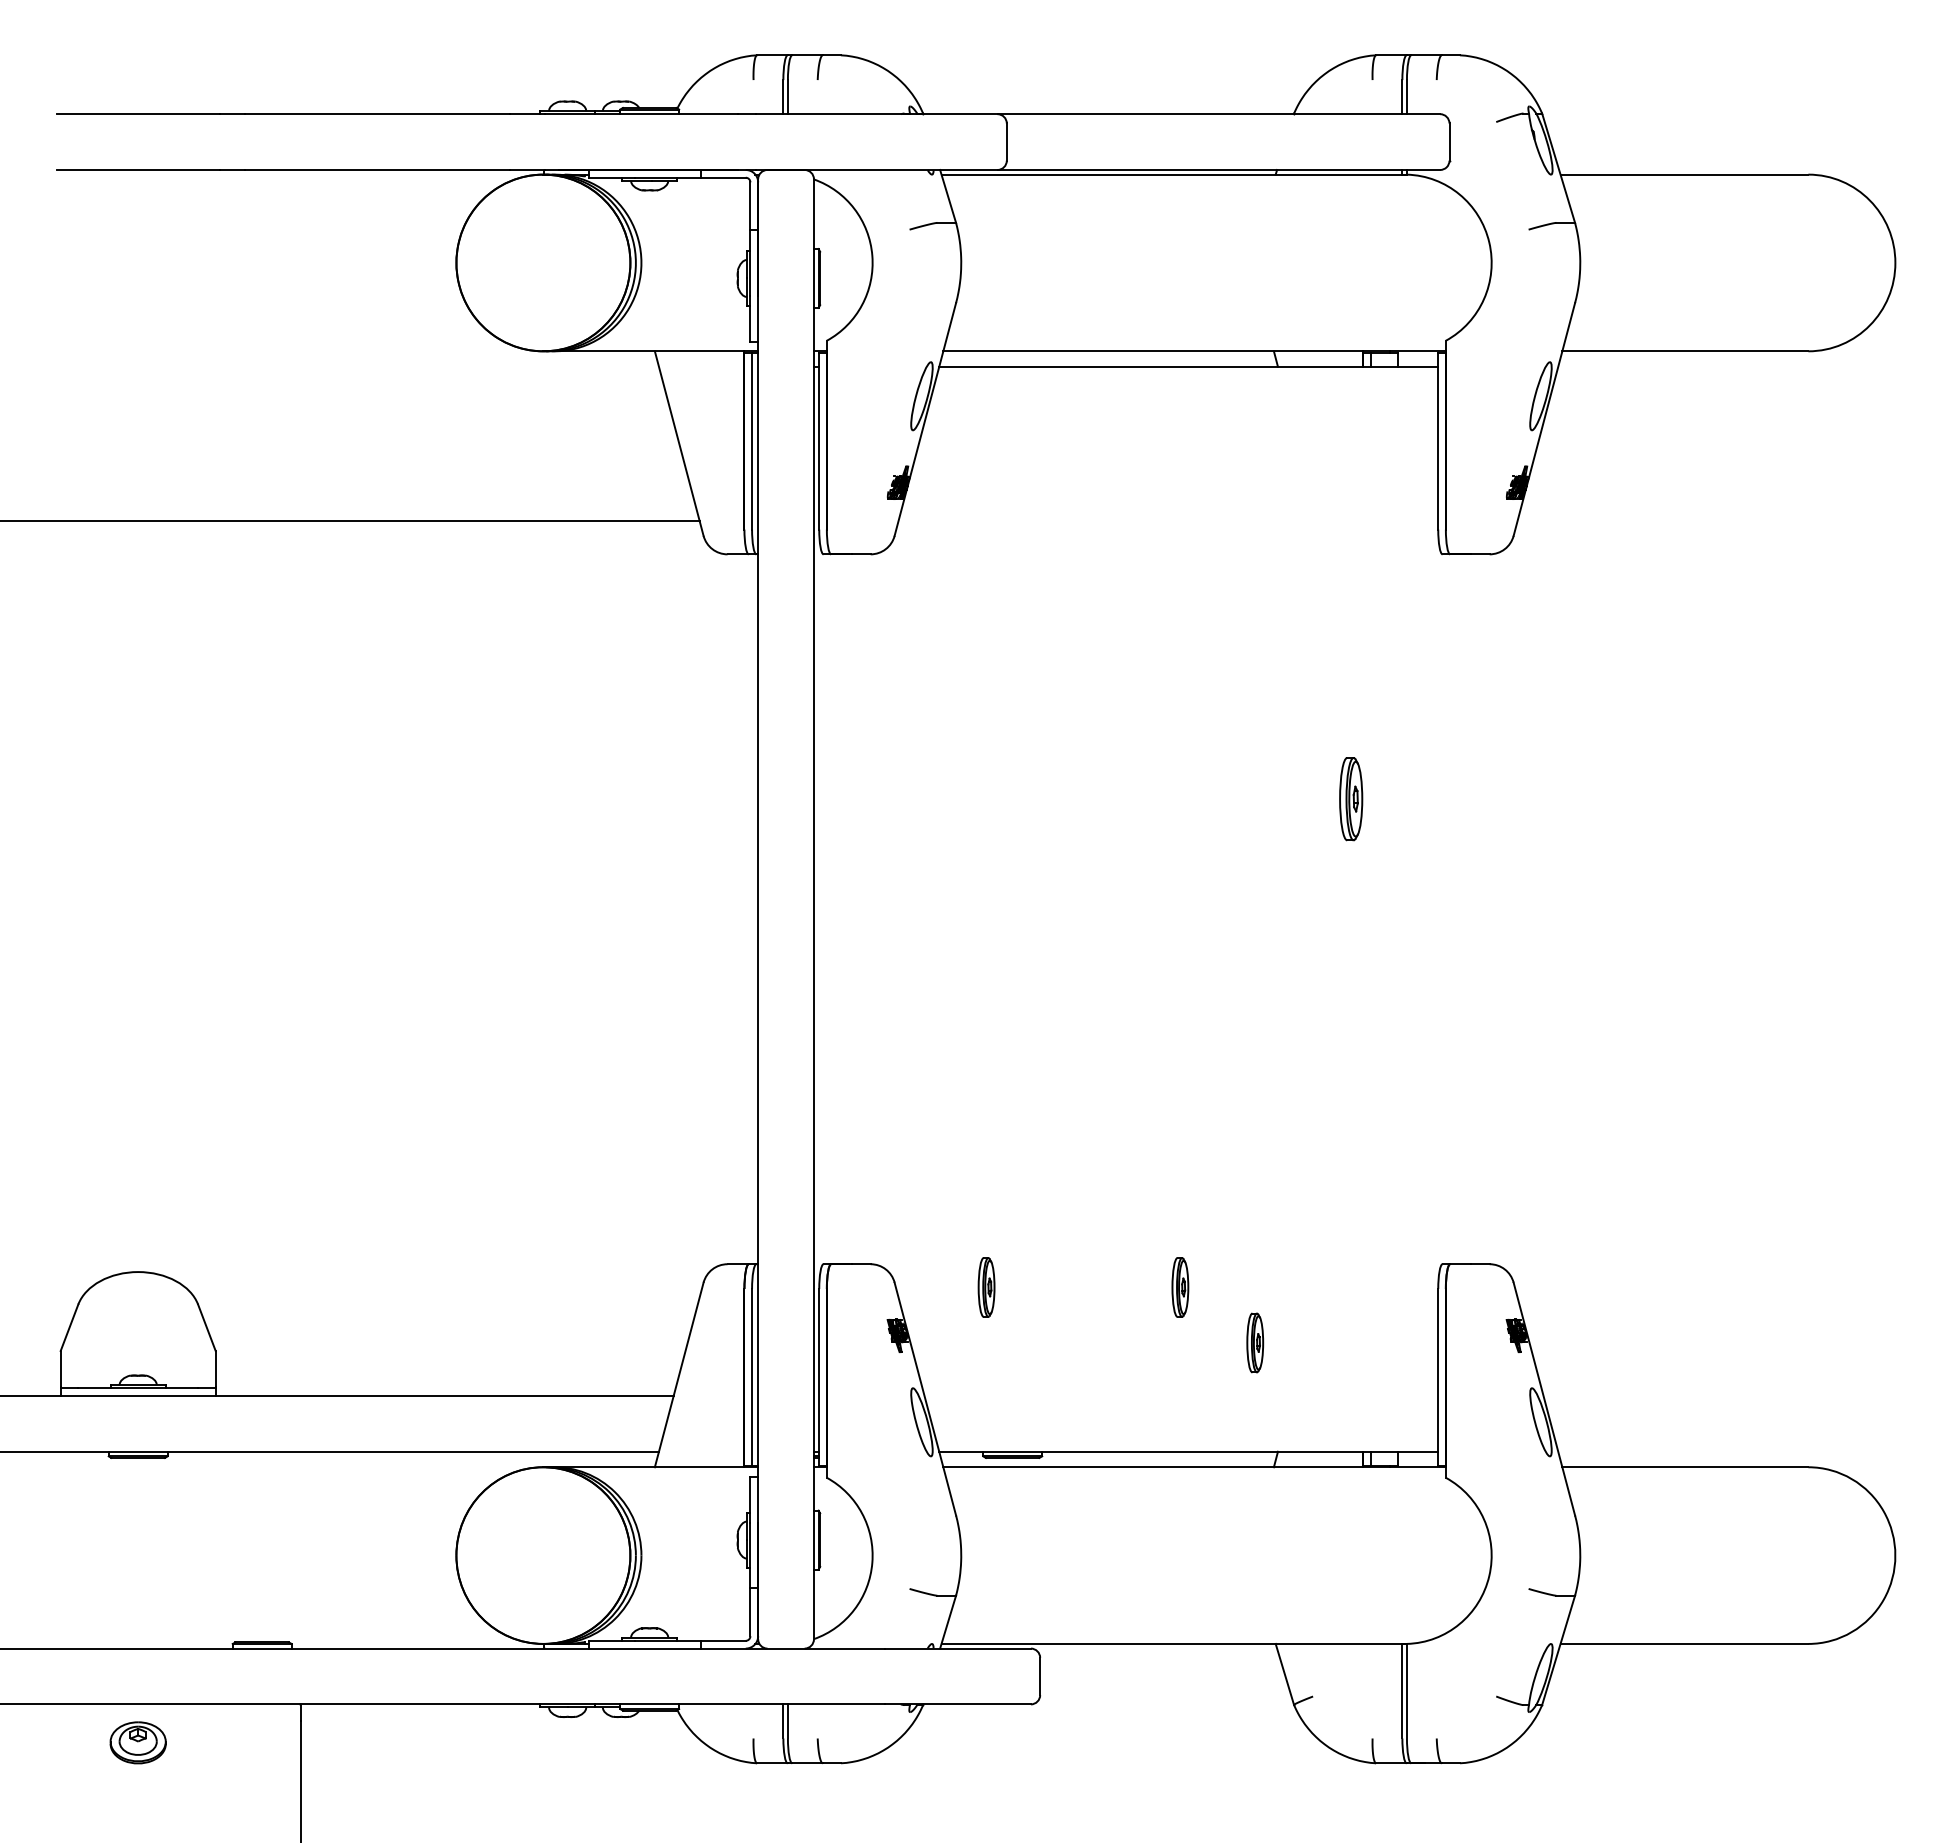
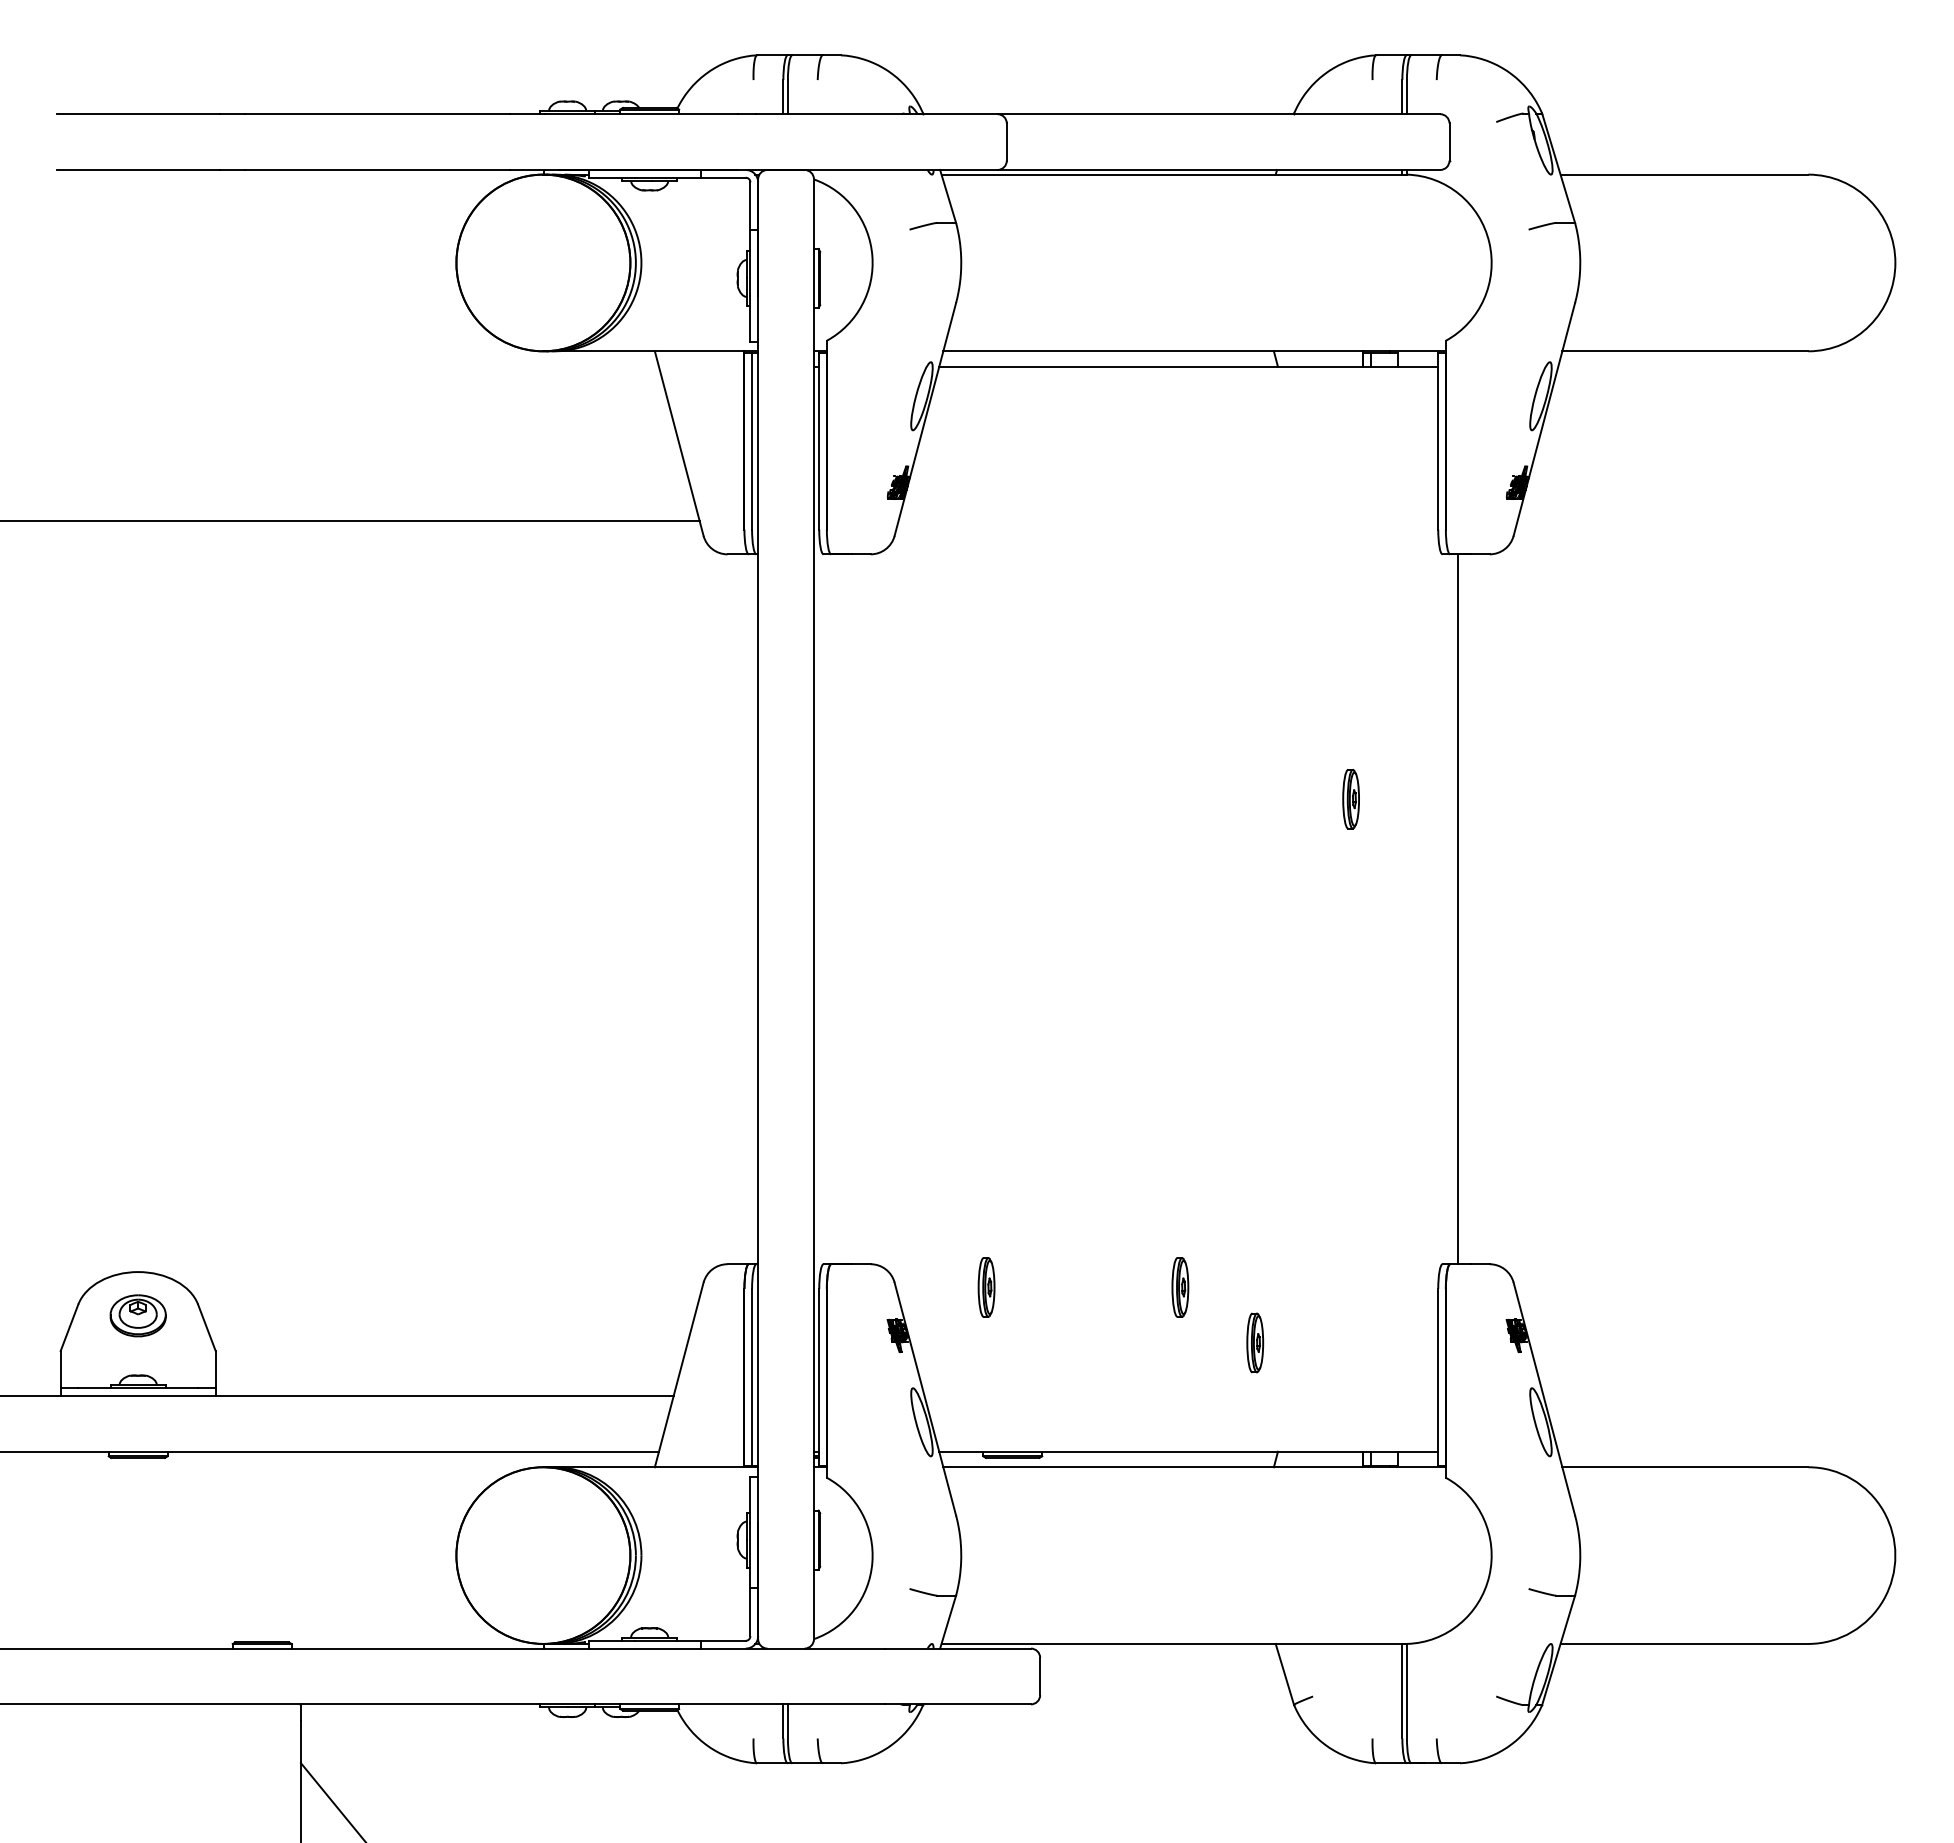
part size: 25x85 px -> 18x61 px (1350, 799)
line: none -> present (1457, 909)
part position: (137, 1742) -> (137, 1315) (137, 1315)
line: none -> present (331, 1801)
